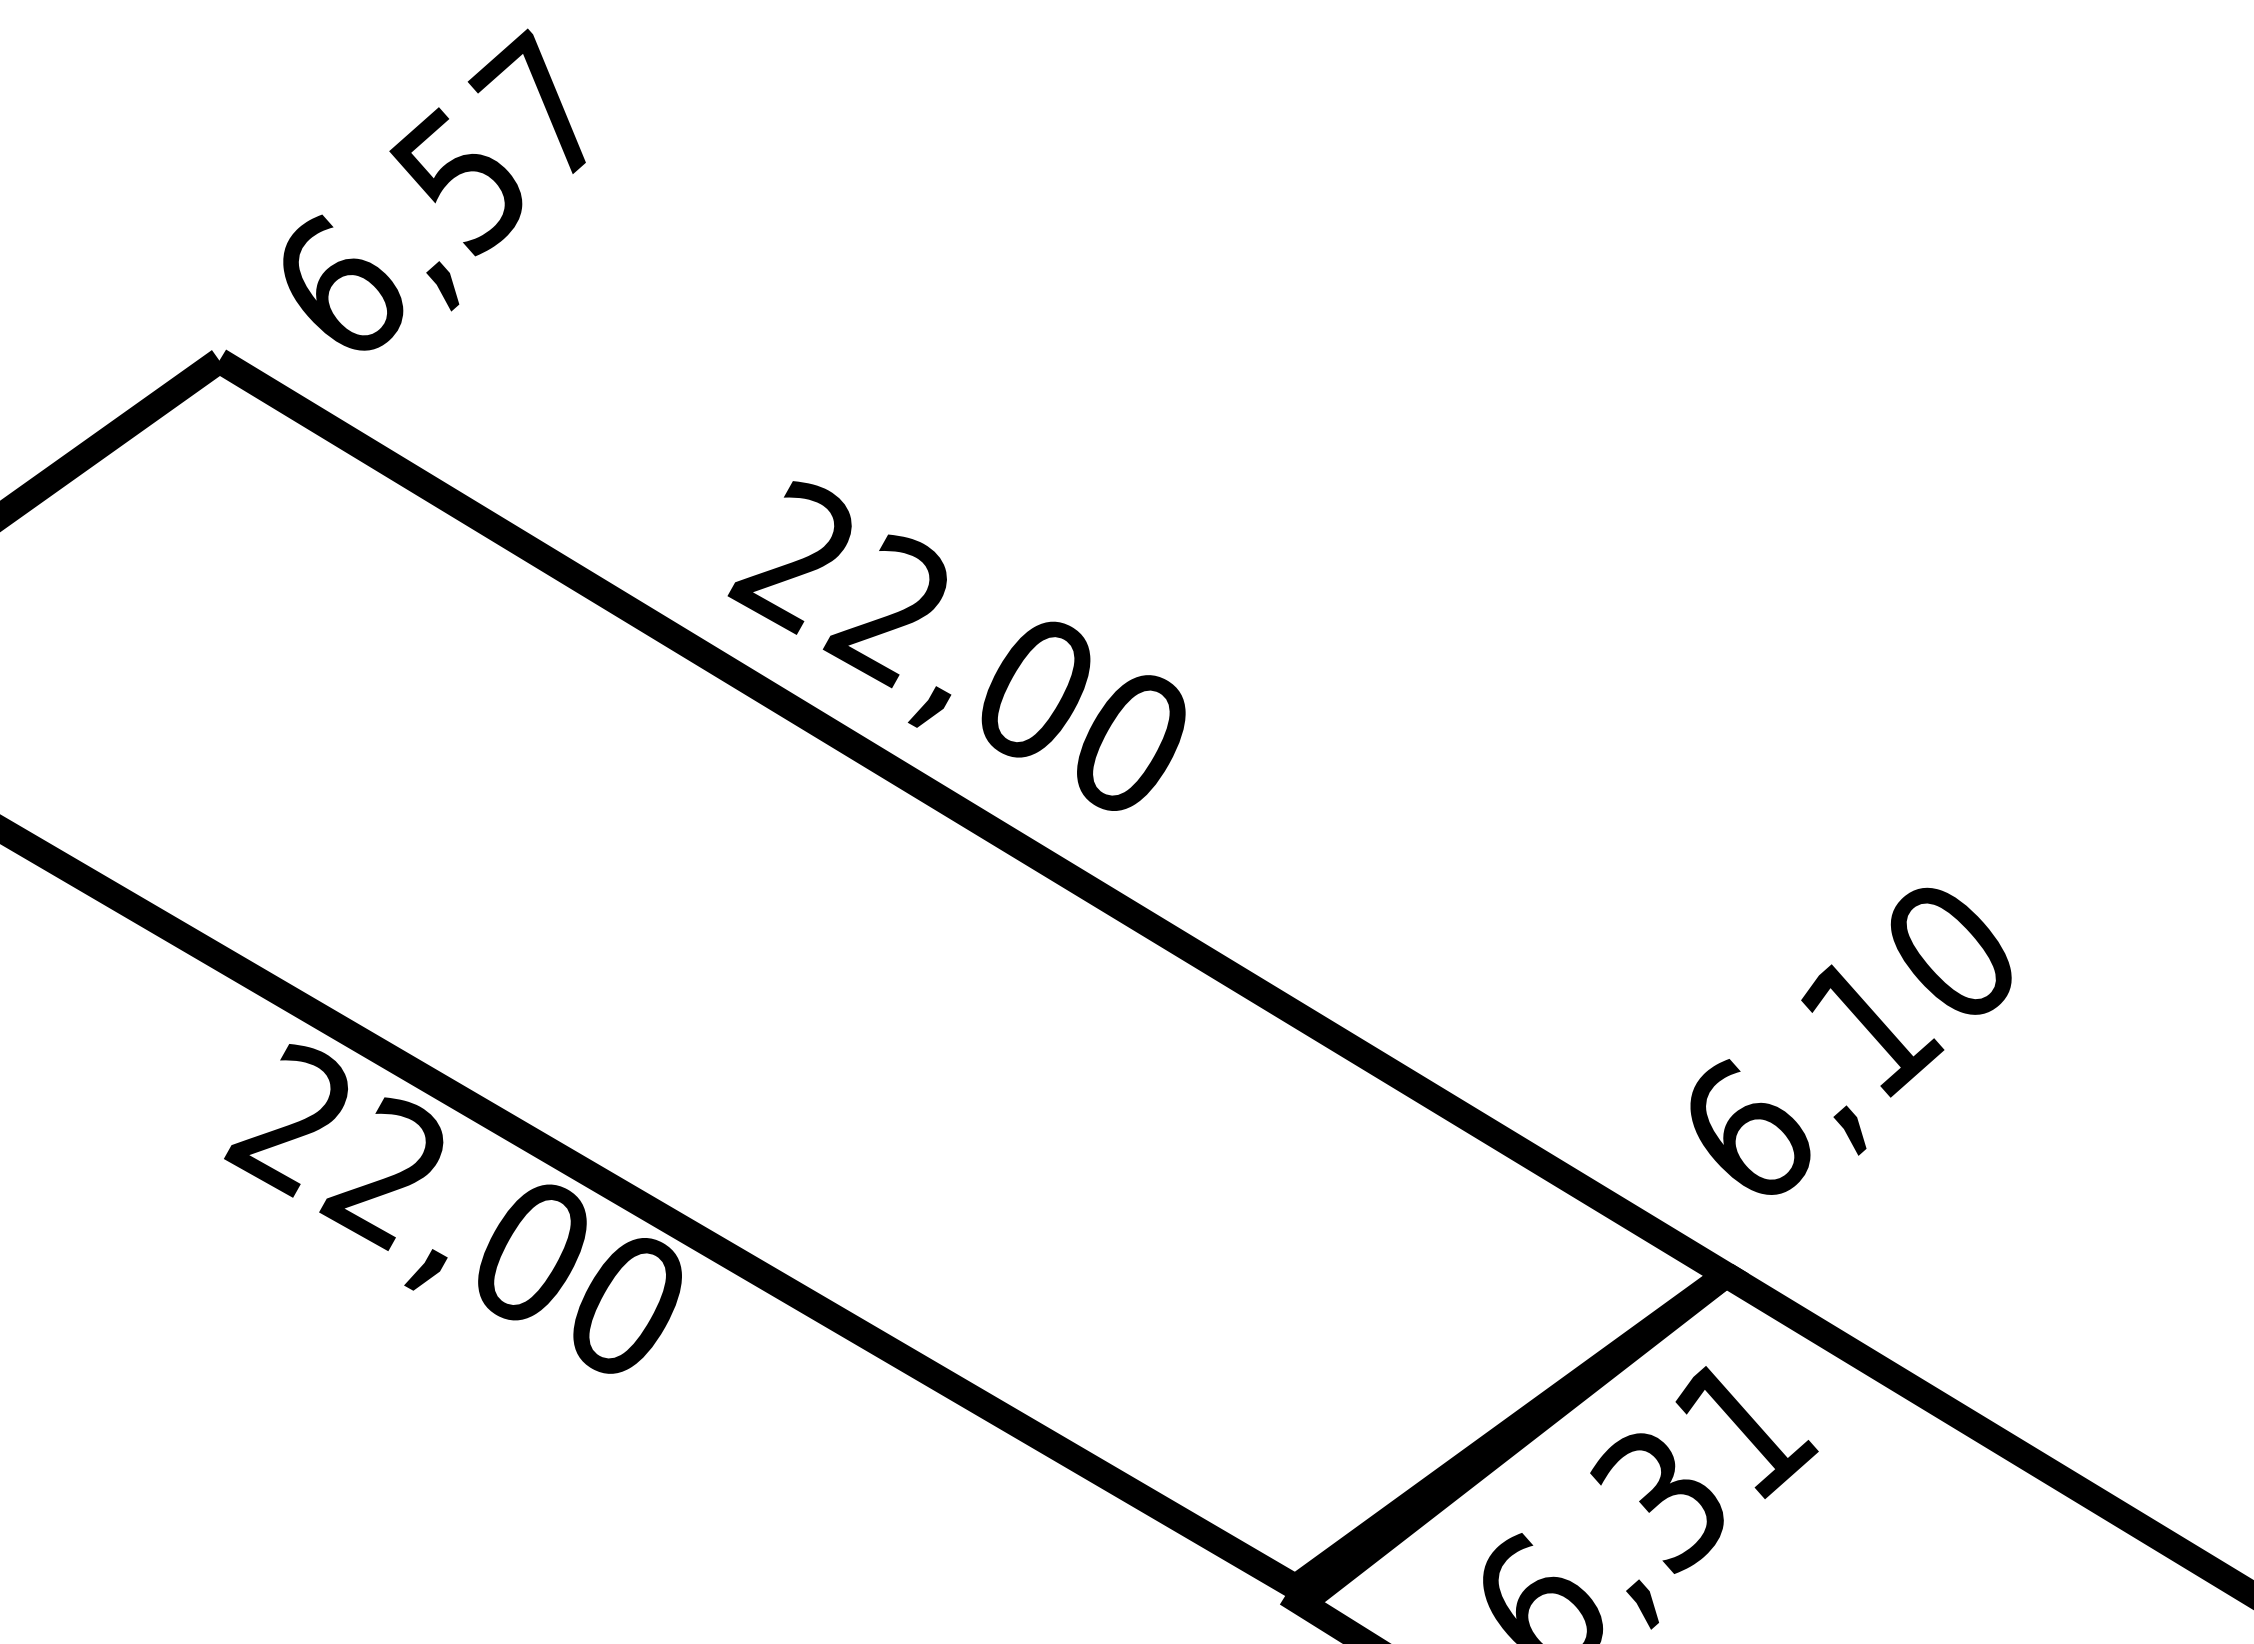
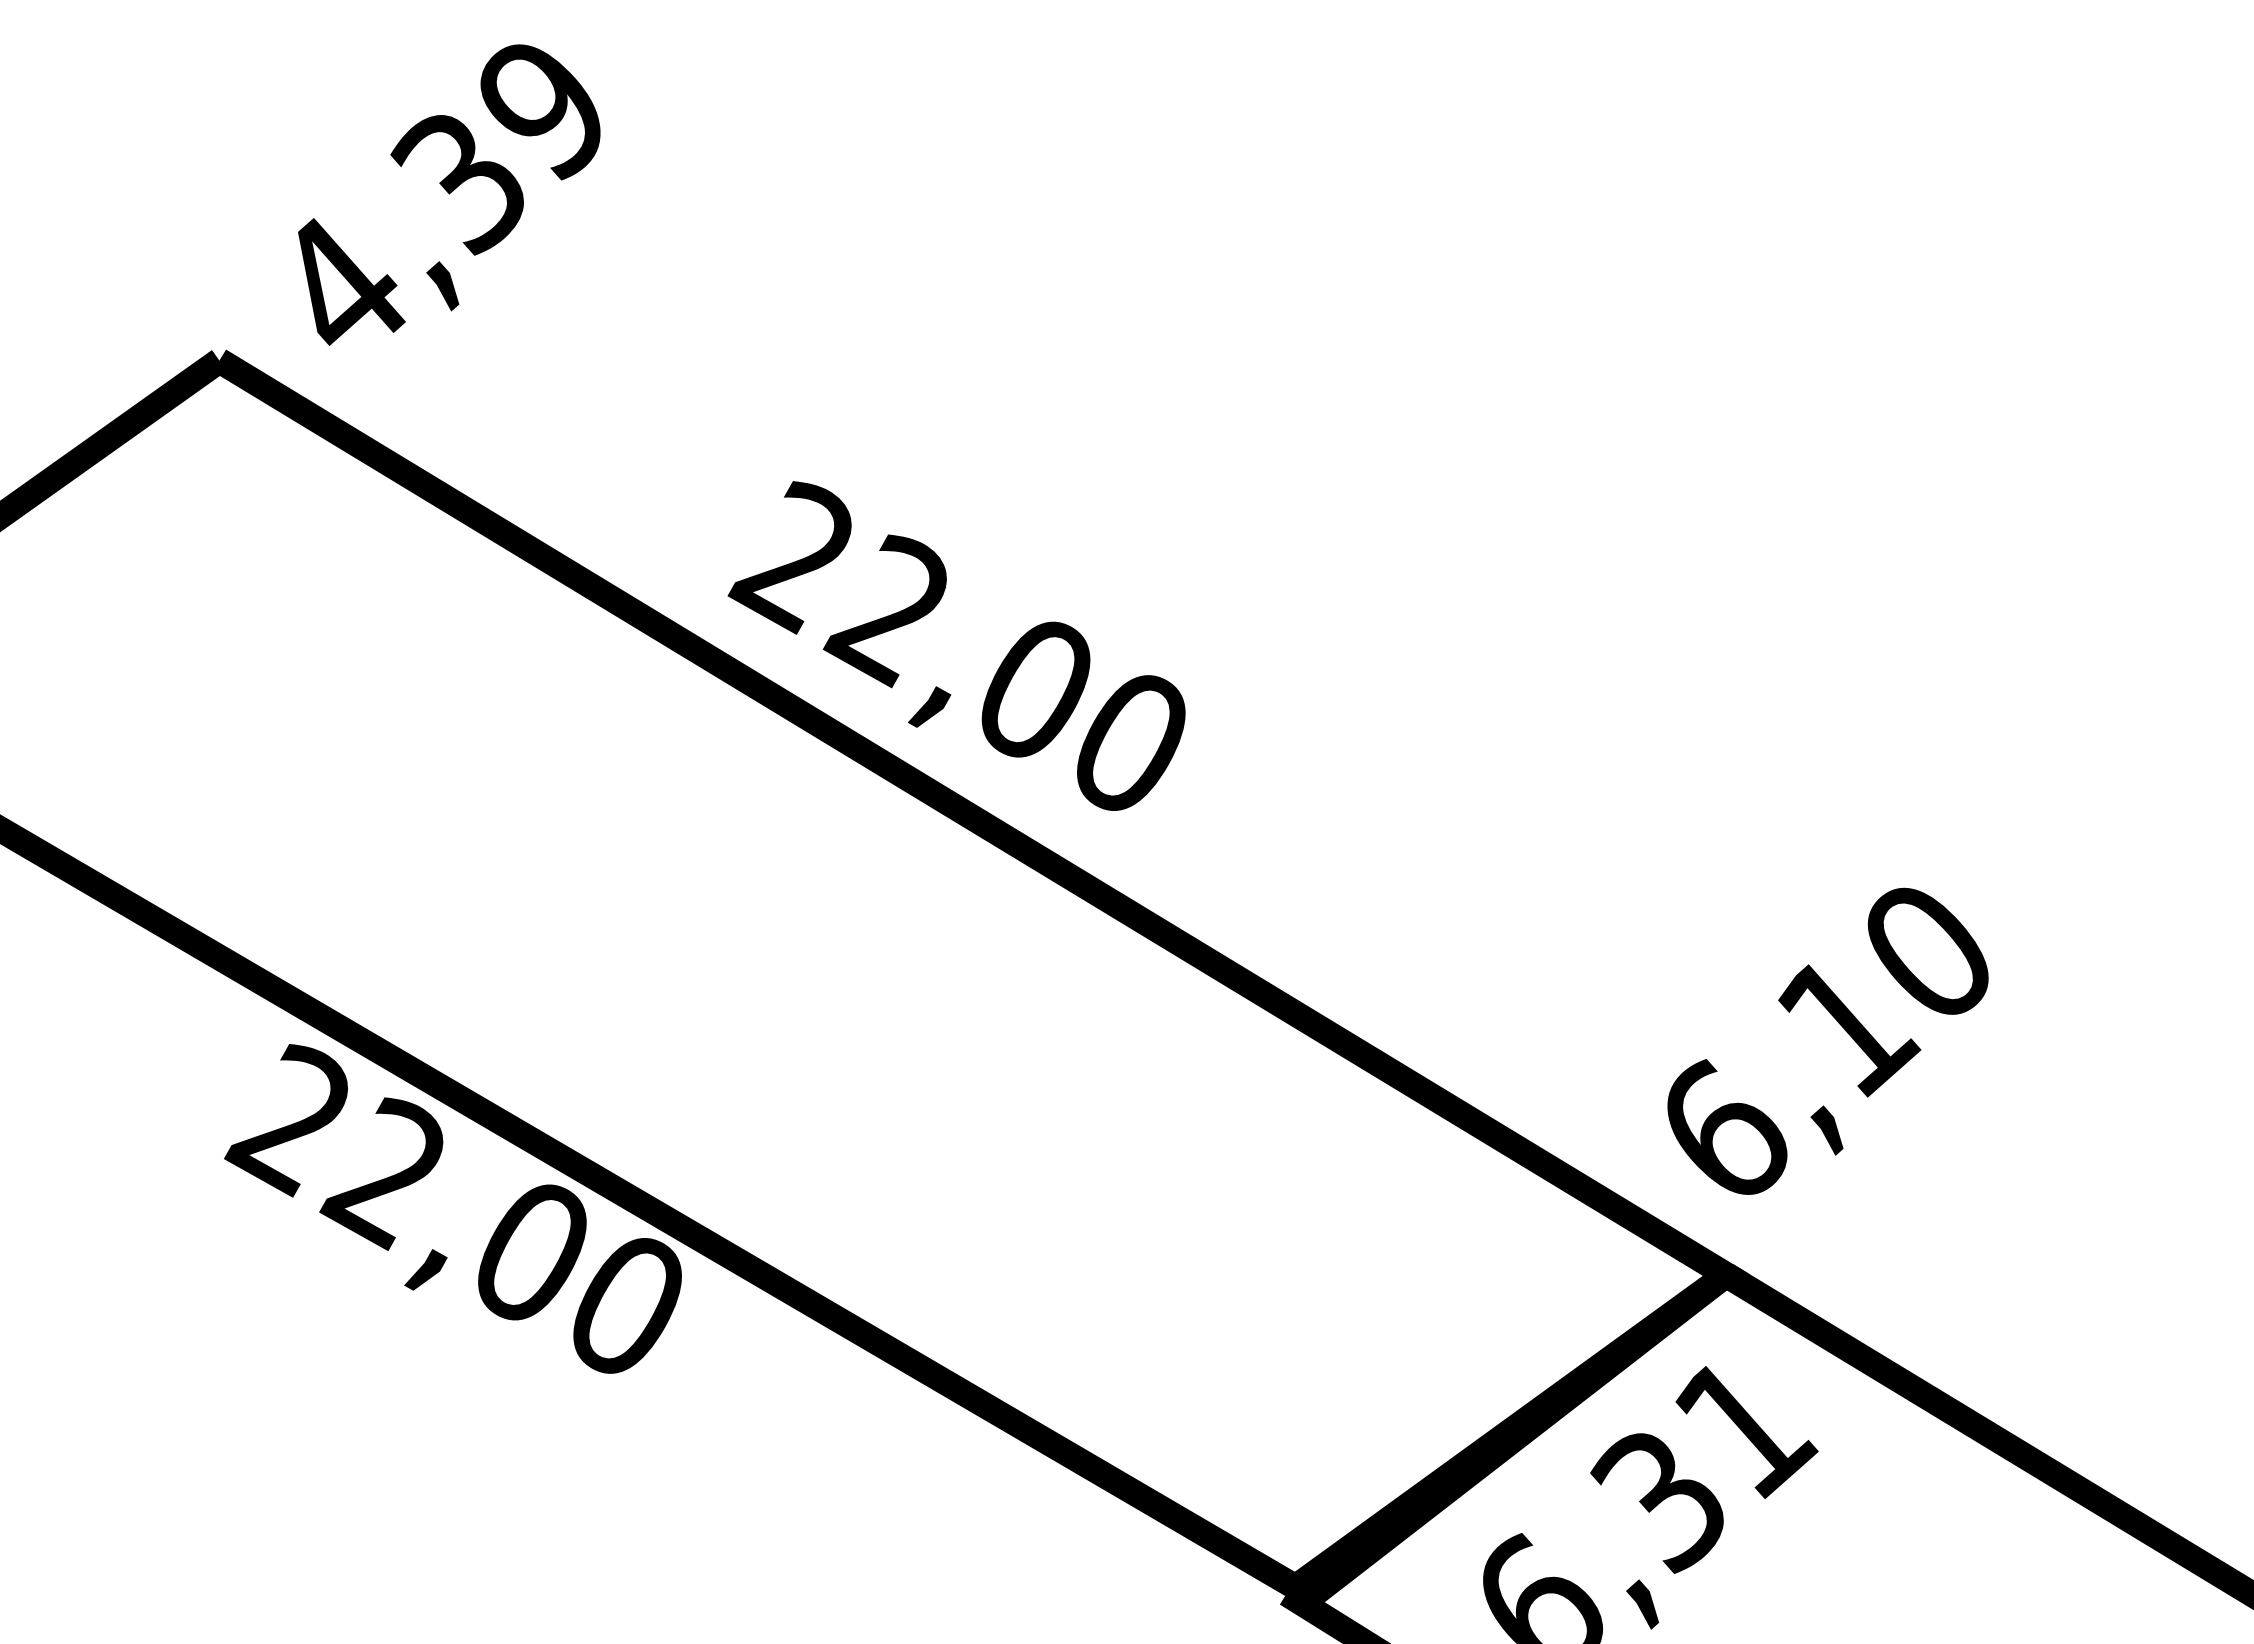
text: 6,57 -> 4,39 (441, 189)
text position: (1850, 1040) -> (1827, 1040) (1827, 1040)
